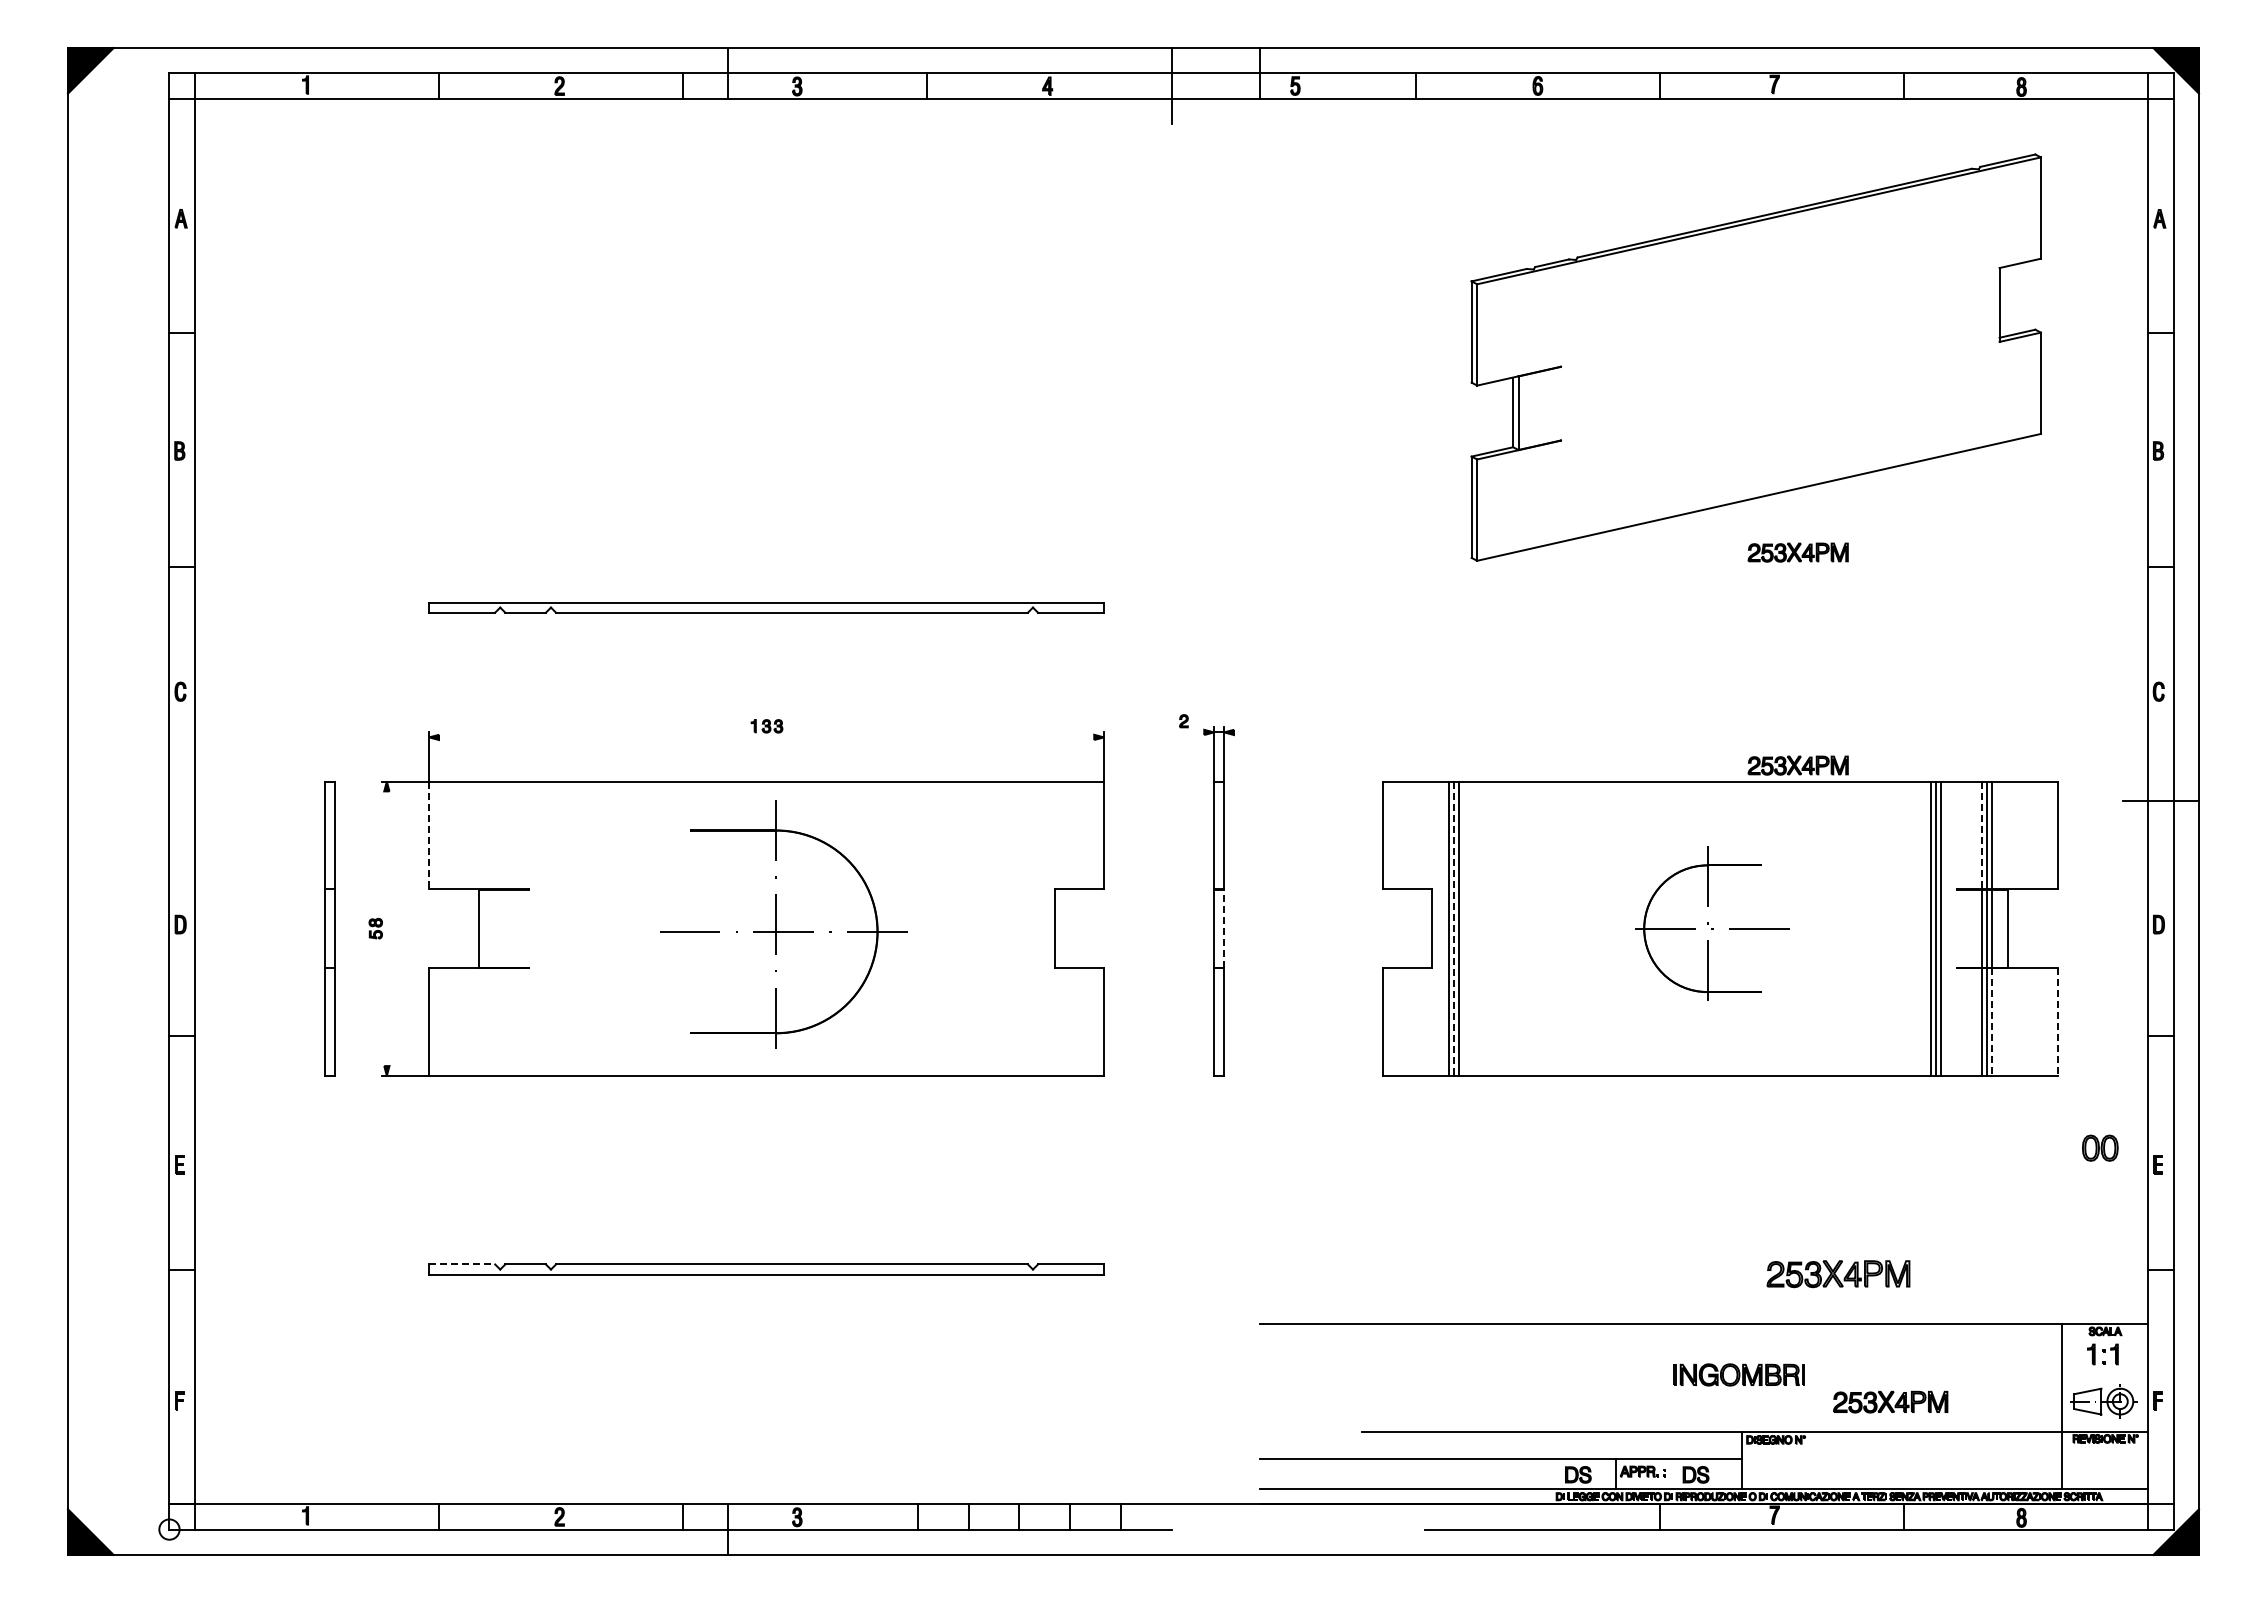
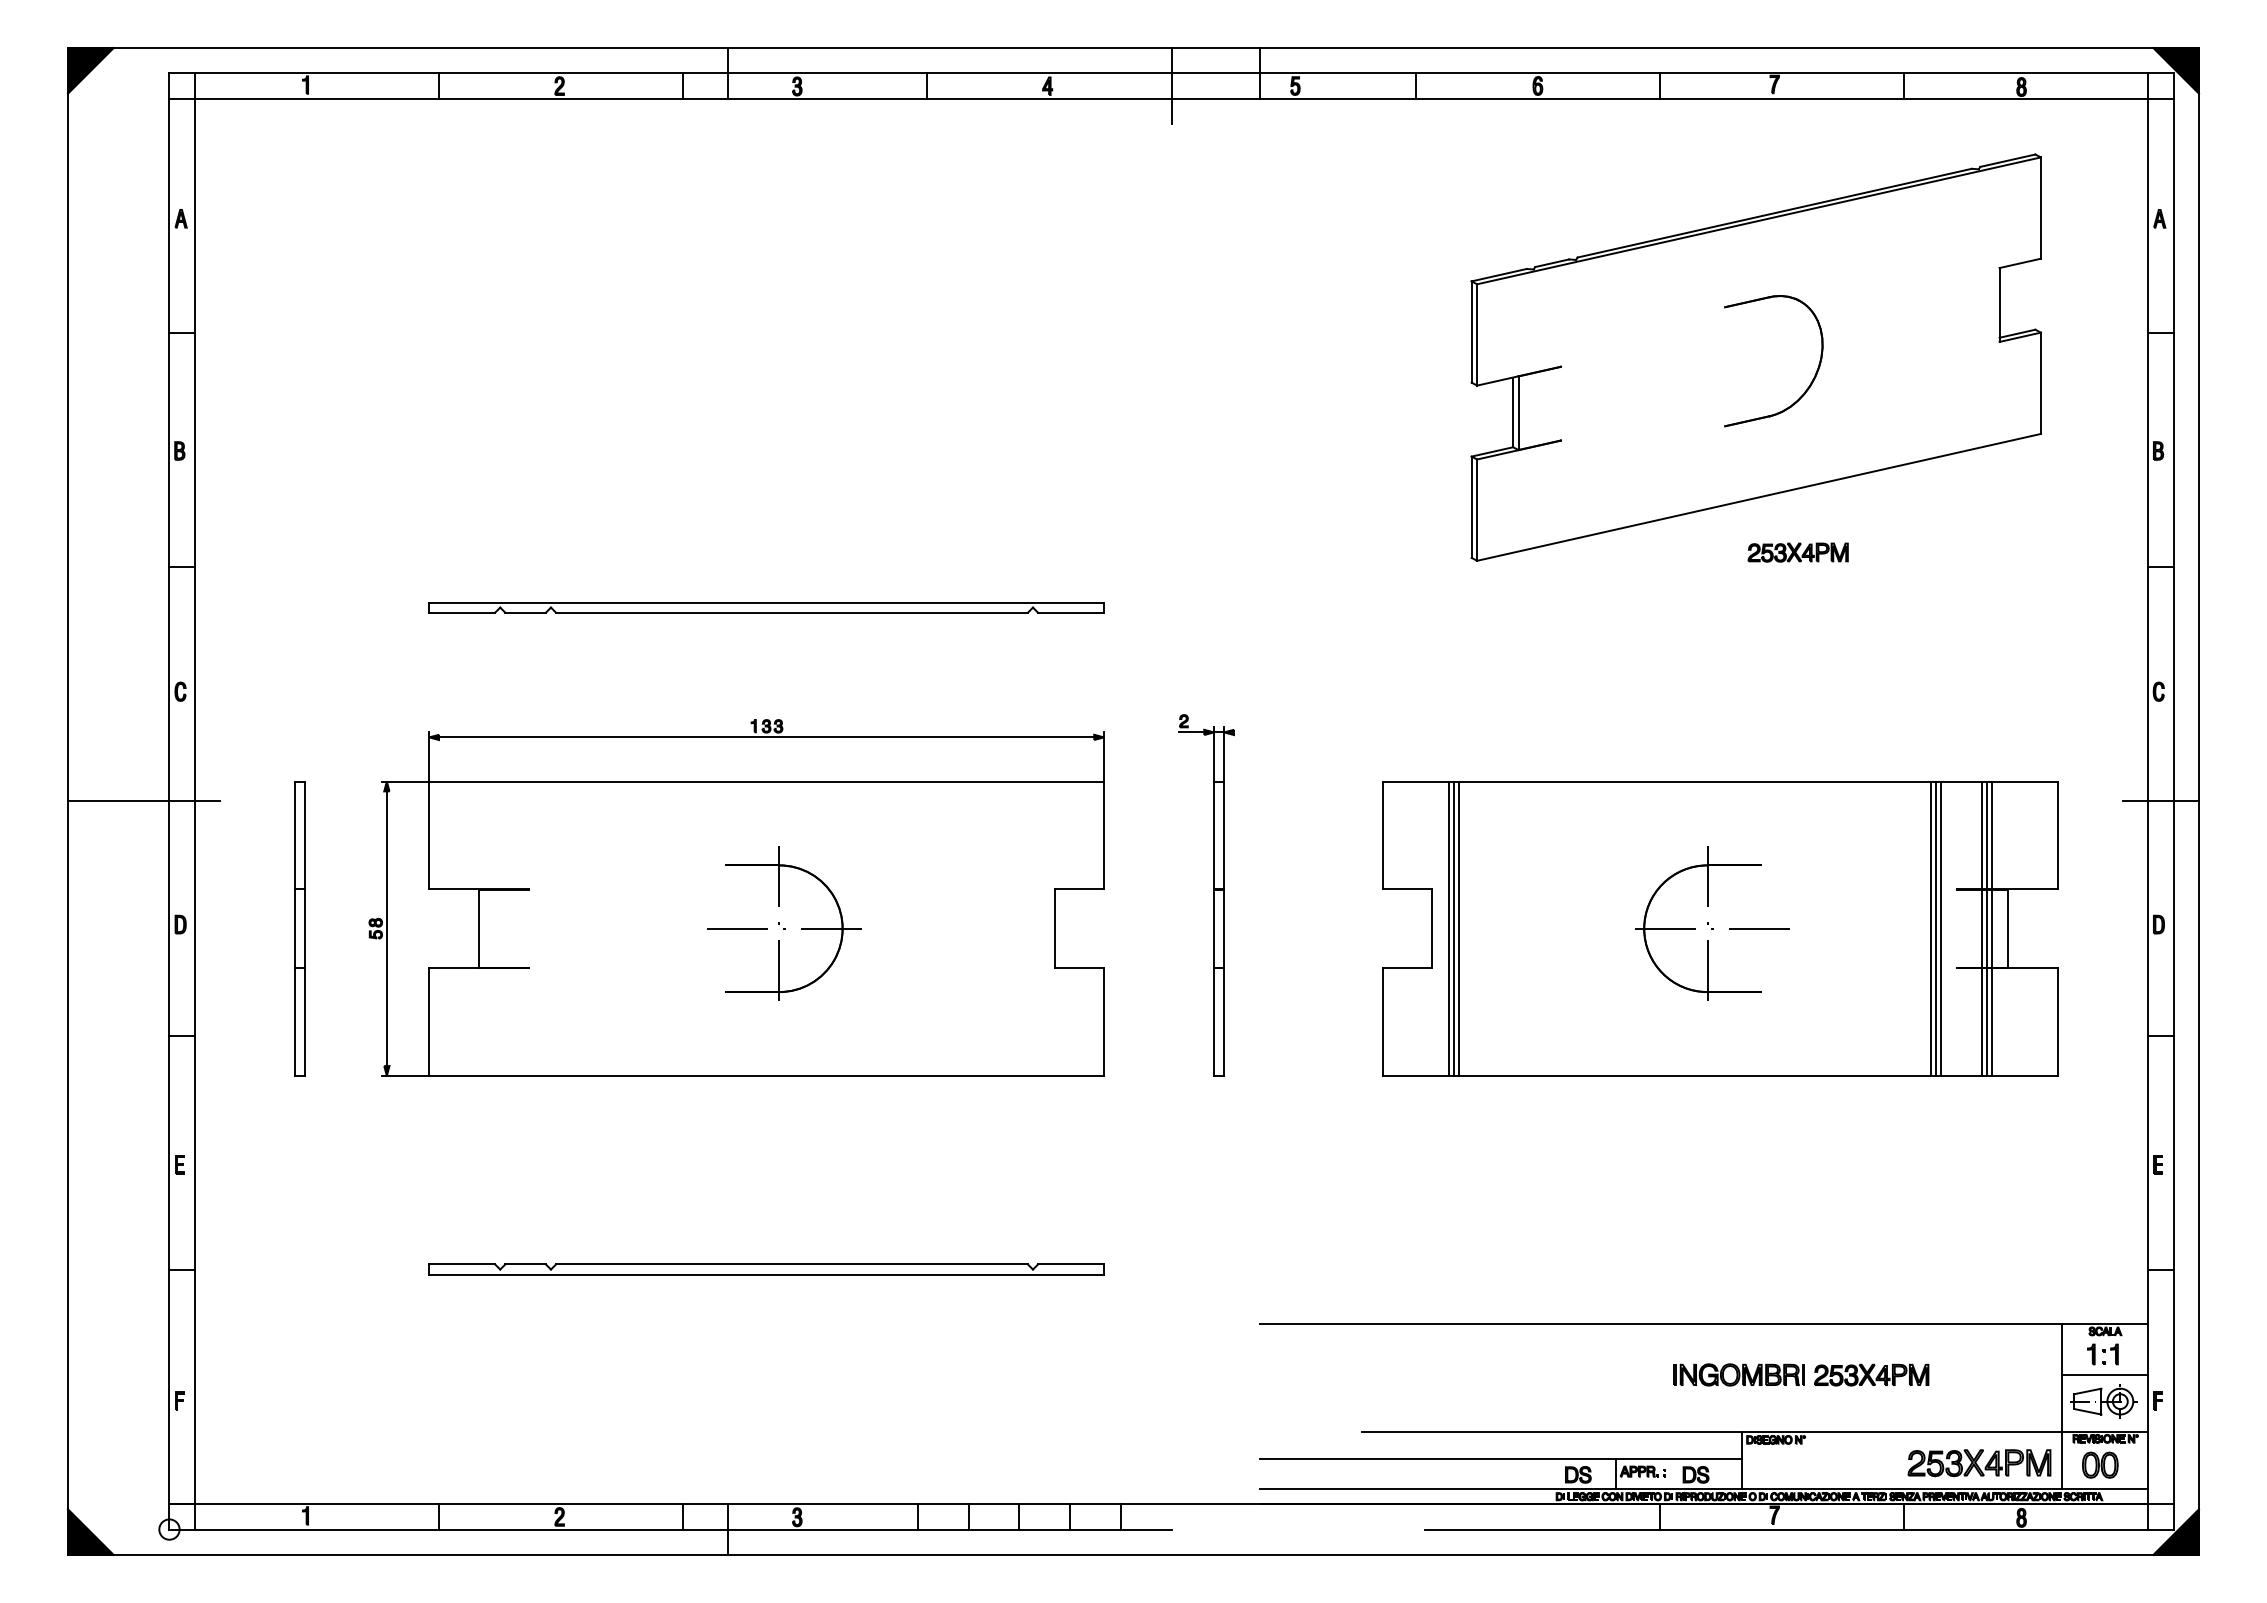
part: none -> present (1809, 384)
line: none -> present (1191, 732)
line: none -> present (766, 737)
part: present -> none (1797, 765)
line: none -> present (144, 801)
line: dashed -> solid (429, 835)
line: dashed -> solid (1981, 835)
part size: 248x249 px -> 155x155 px (784, 923)
part position: (329, 928) -> (299, 928) (299, 928)
line: none -> present (386, 928)
line: dashed -> solid (1224, 928)
line: dashed -> solid (1453, 929)
line: dashed -> solid (1991, 1021)
line: dashed -> solid (2057, 1021)
part position: (2100, 1147) -> (2100, 1464) (2100, 1464)
line: dashed -> solid (462, 1264)
part position: (1838, 1274) -> (1979, 1463) (1979, 1463)
line: none -> present (2104, 1375)
part position: (1890, 1401) -> (1871, 1374) (1871, 1374)
